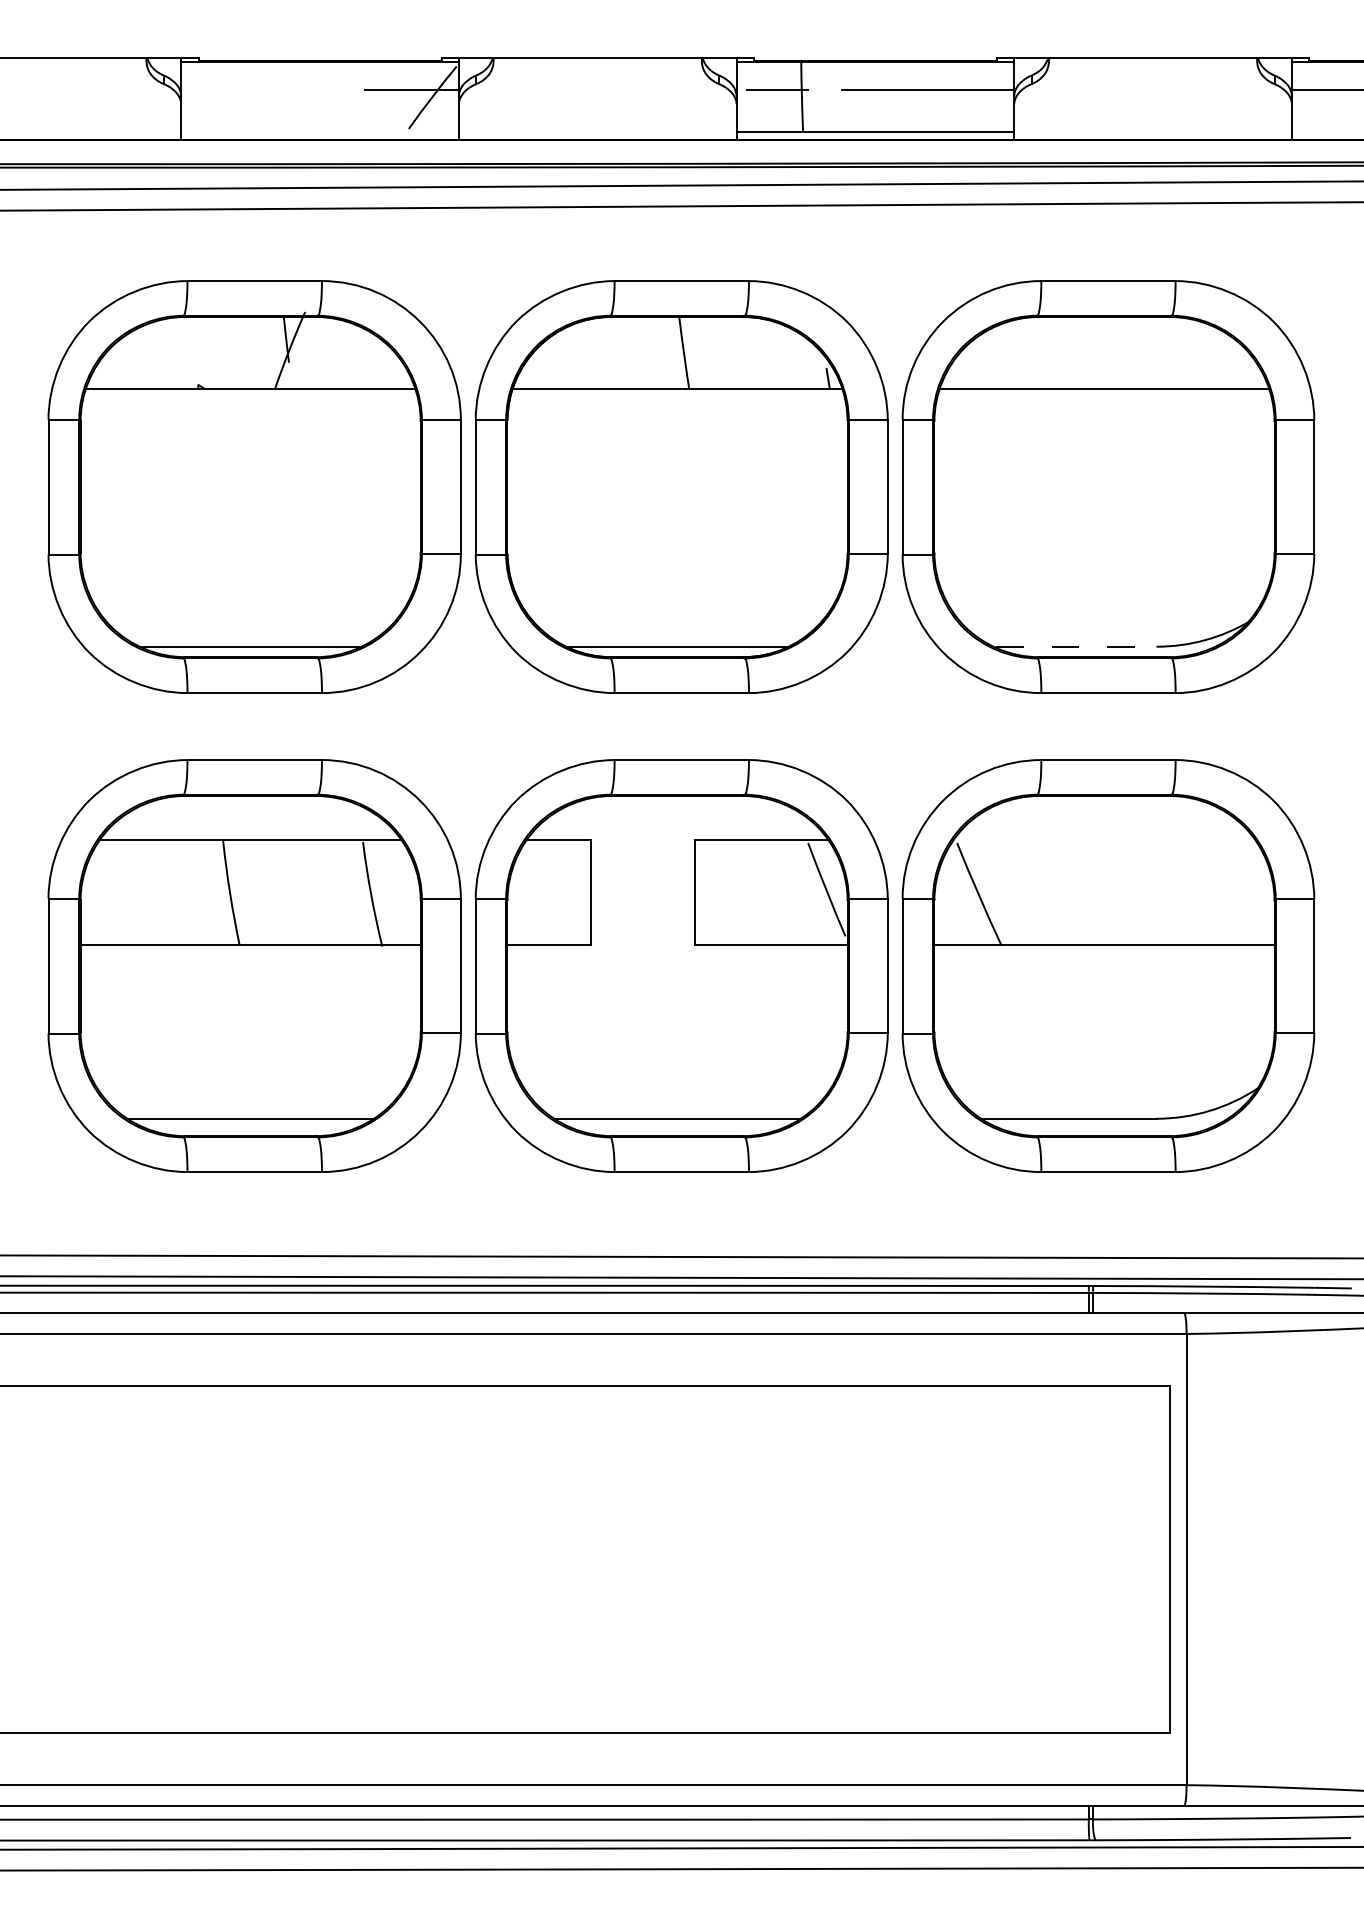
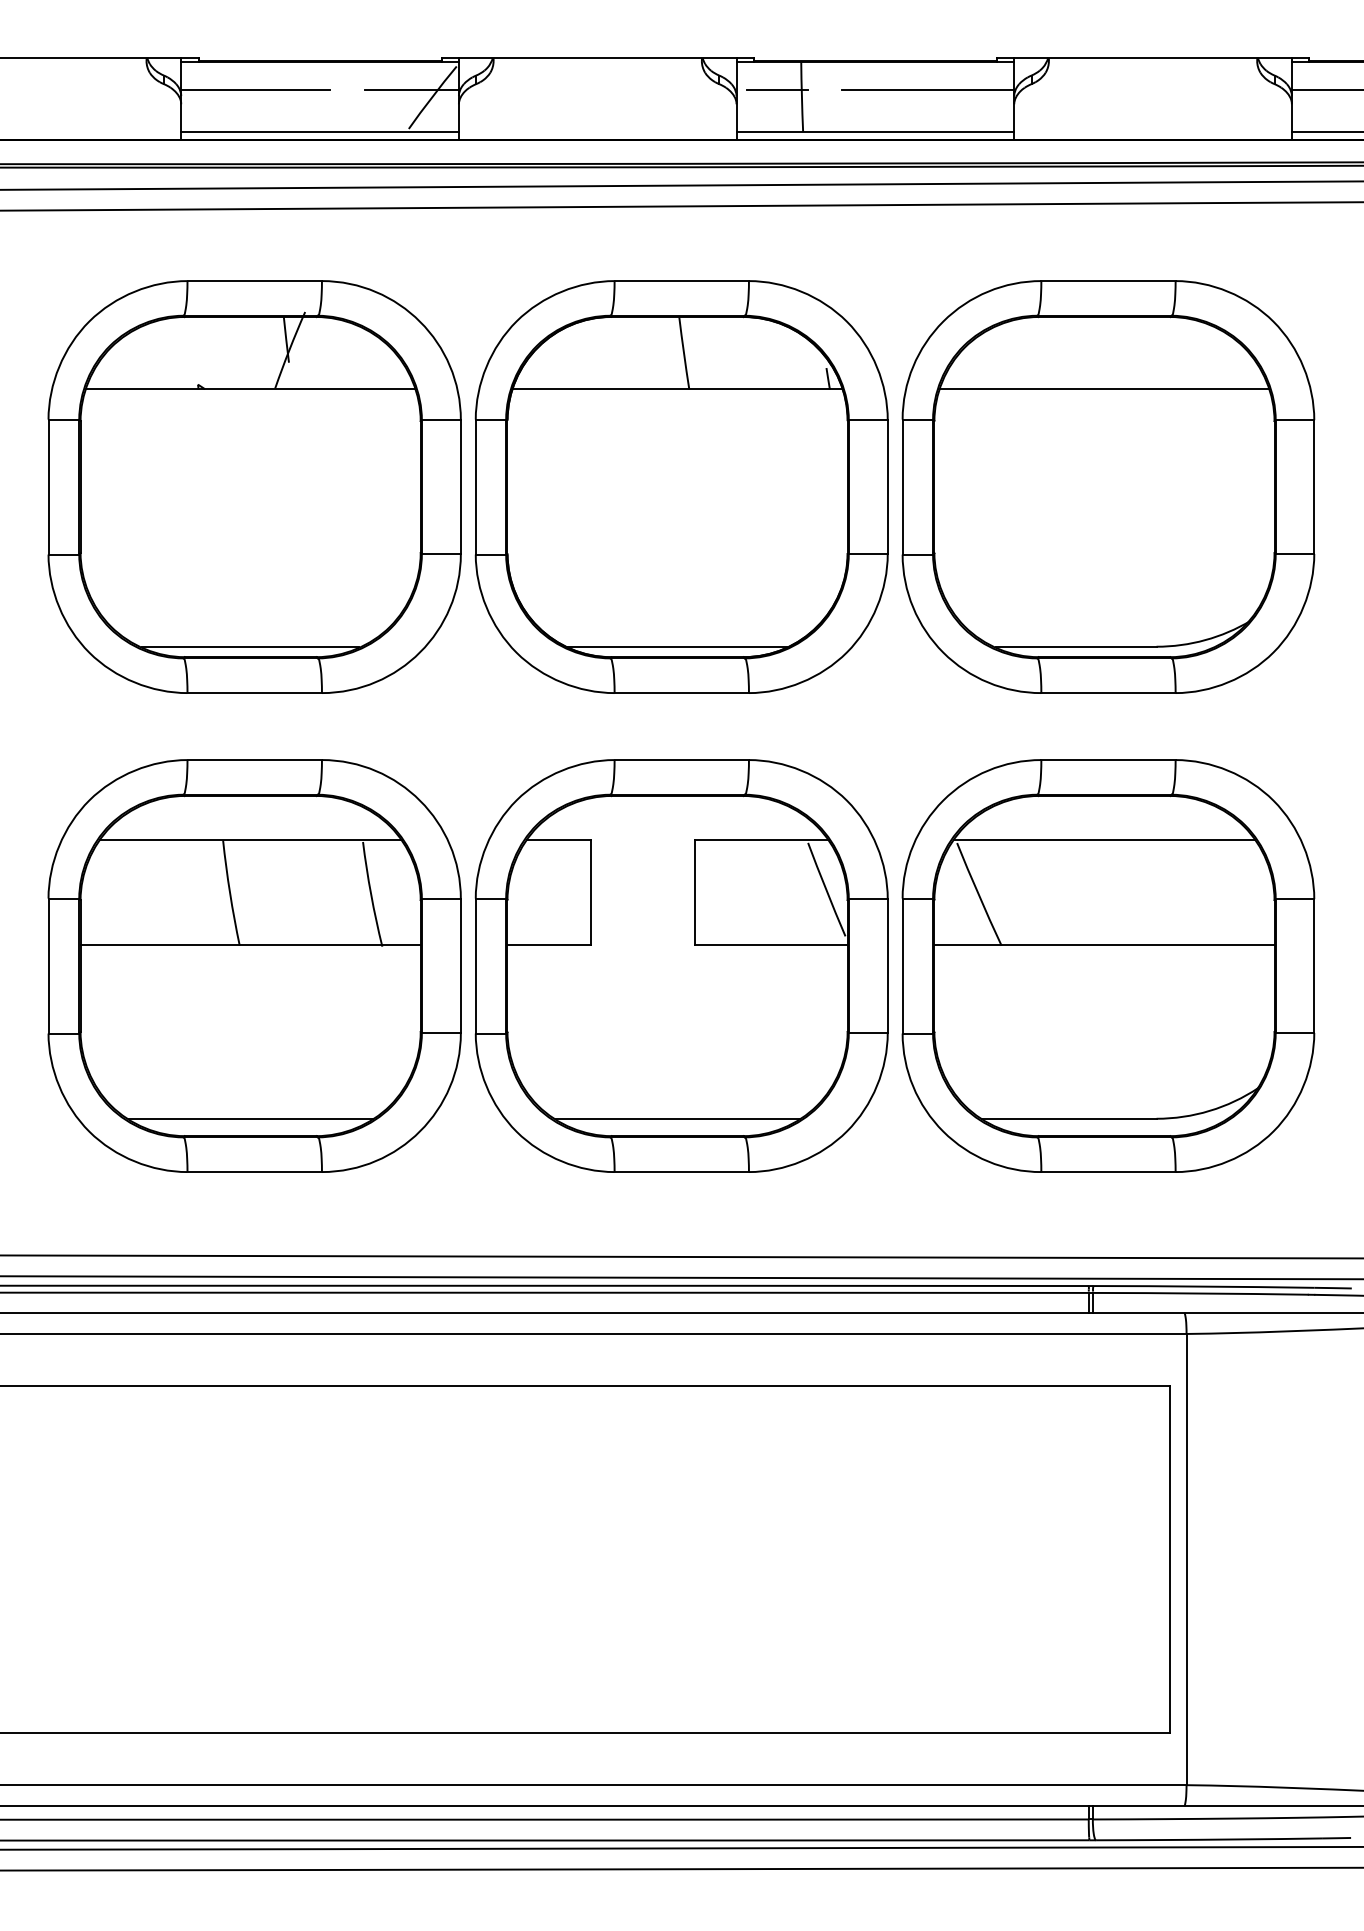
line: none -> present (255, 90)
line: none -> present (319, 131)
line: none -> present (1325, 131)
line: dashed -> solid (1076, 646)
line: none -> present (1104, 840)
